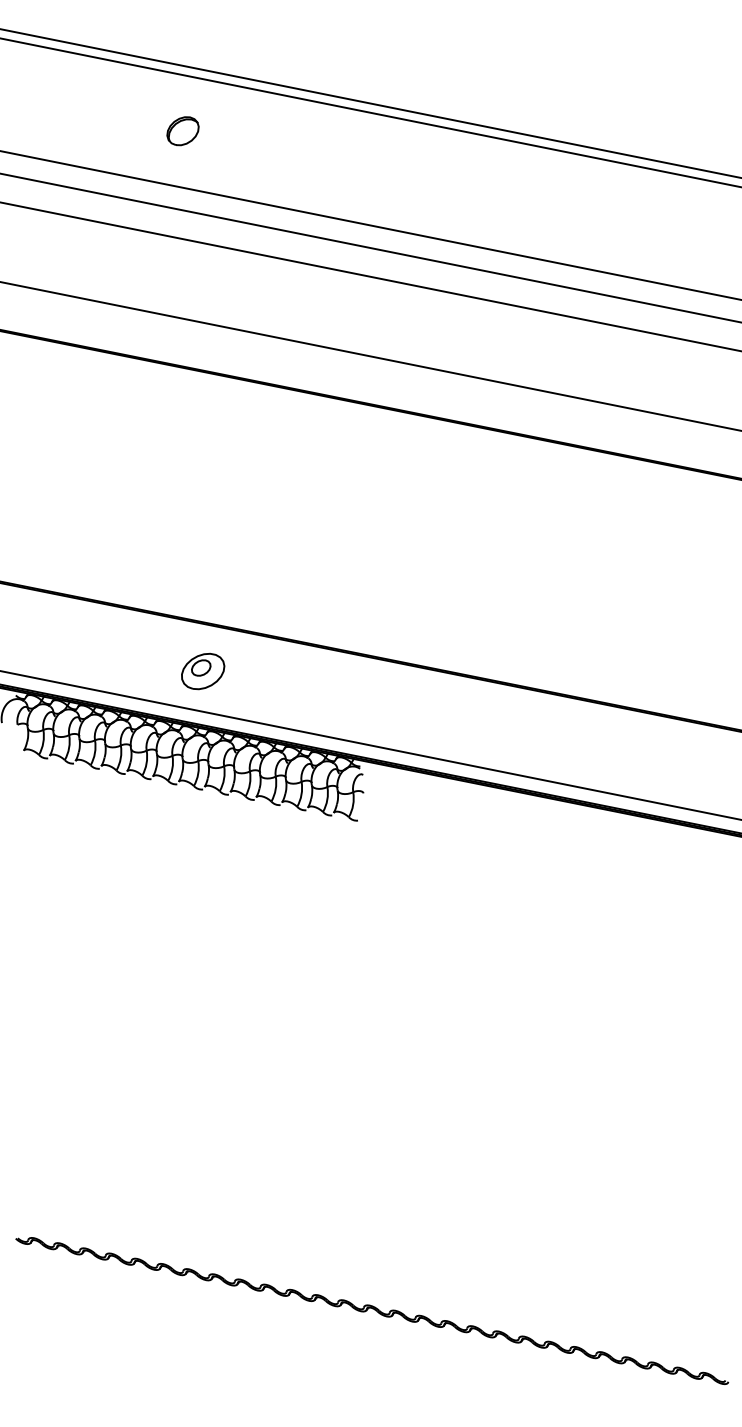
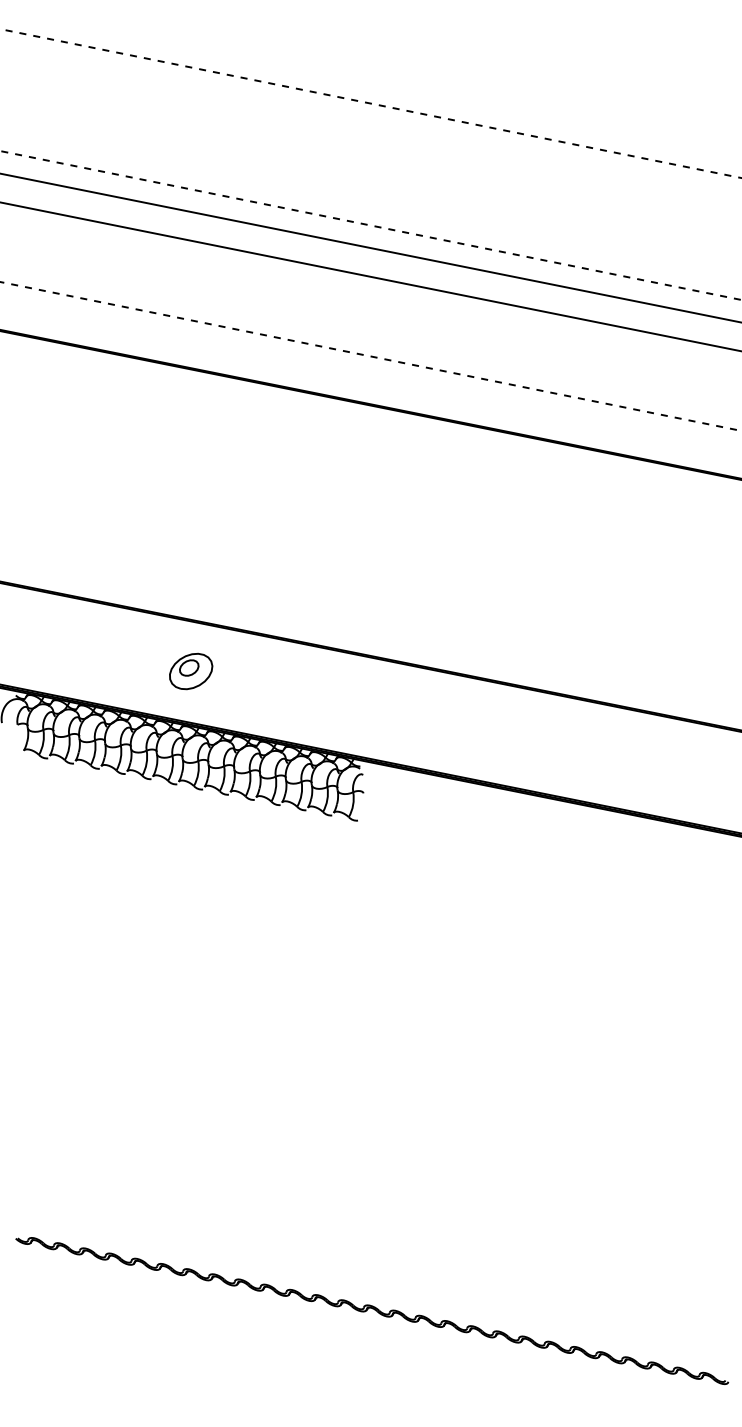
line: solid -> dashed (370, 103)
line: present -> none (370, 112)
part: present -> none (182, 131)
line: solid -> dashed (371, 225)
line: solid -> dashed (370, 356)
part position: (203, 671) -> (191, 671) (191, 671)
line: present -> none (370, 745)
